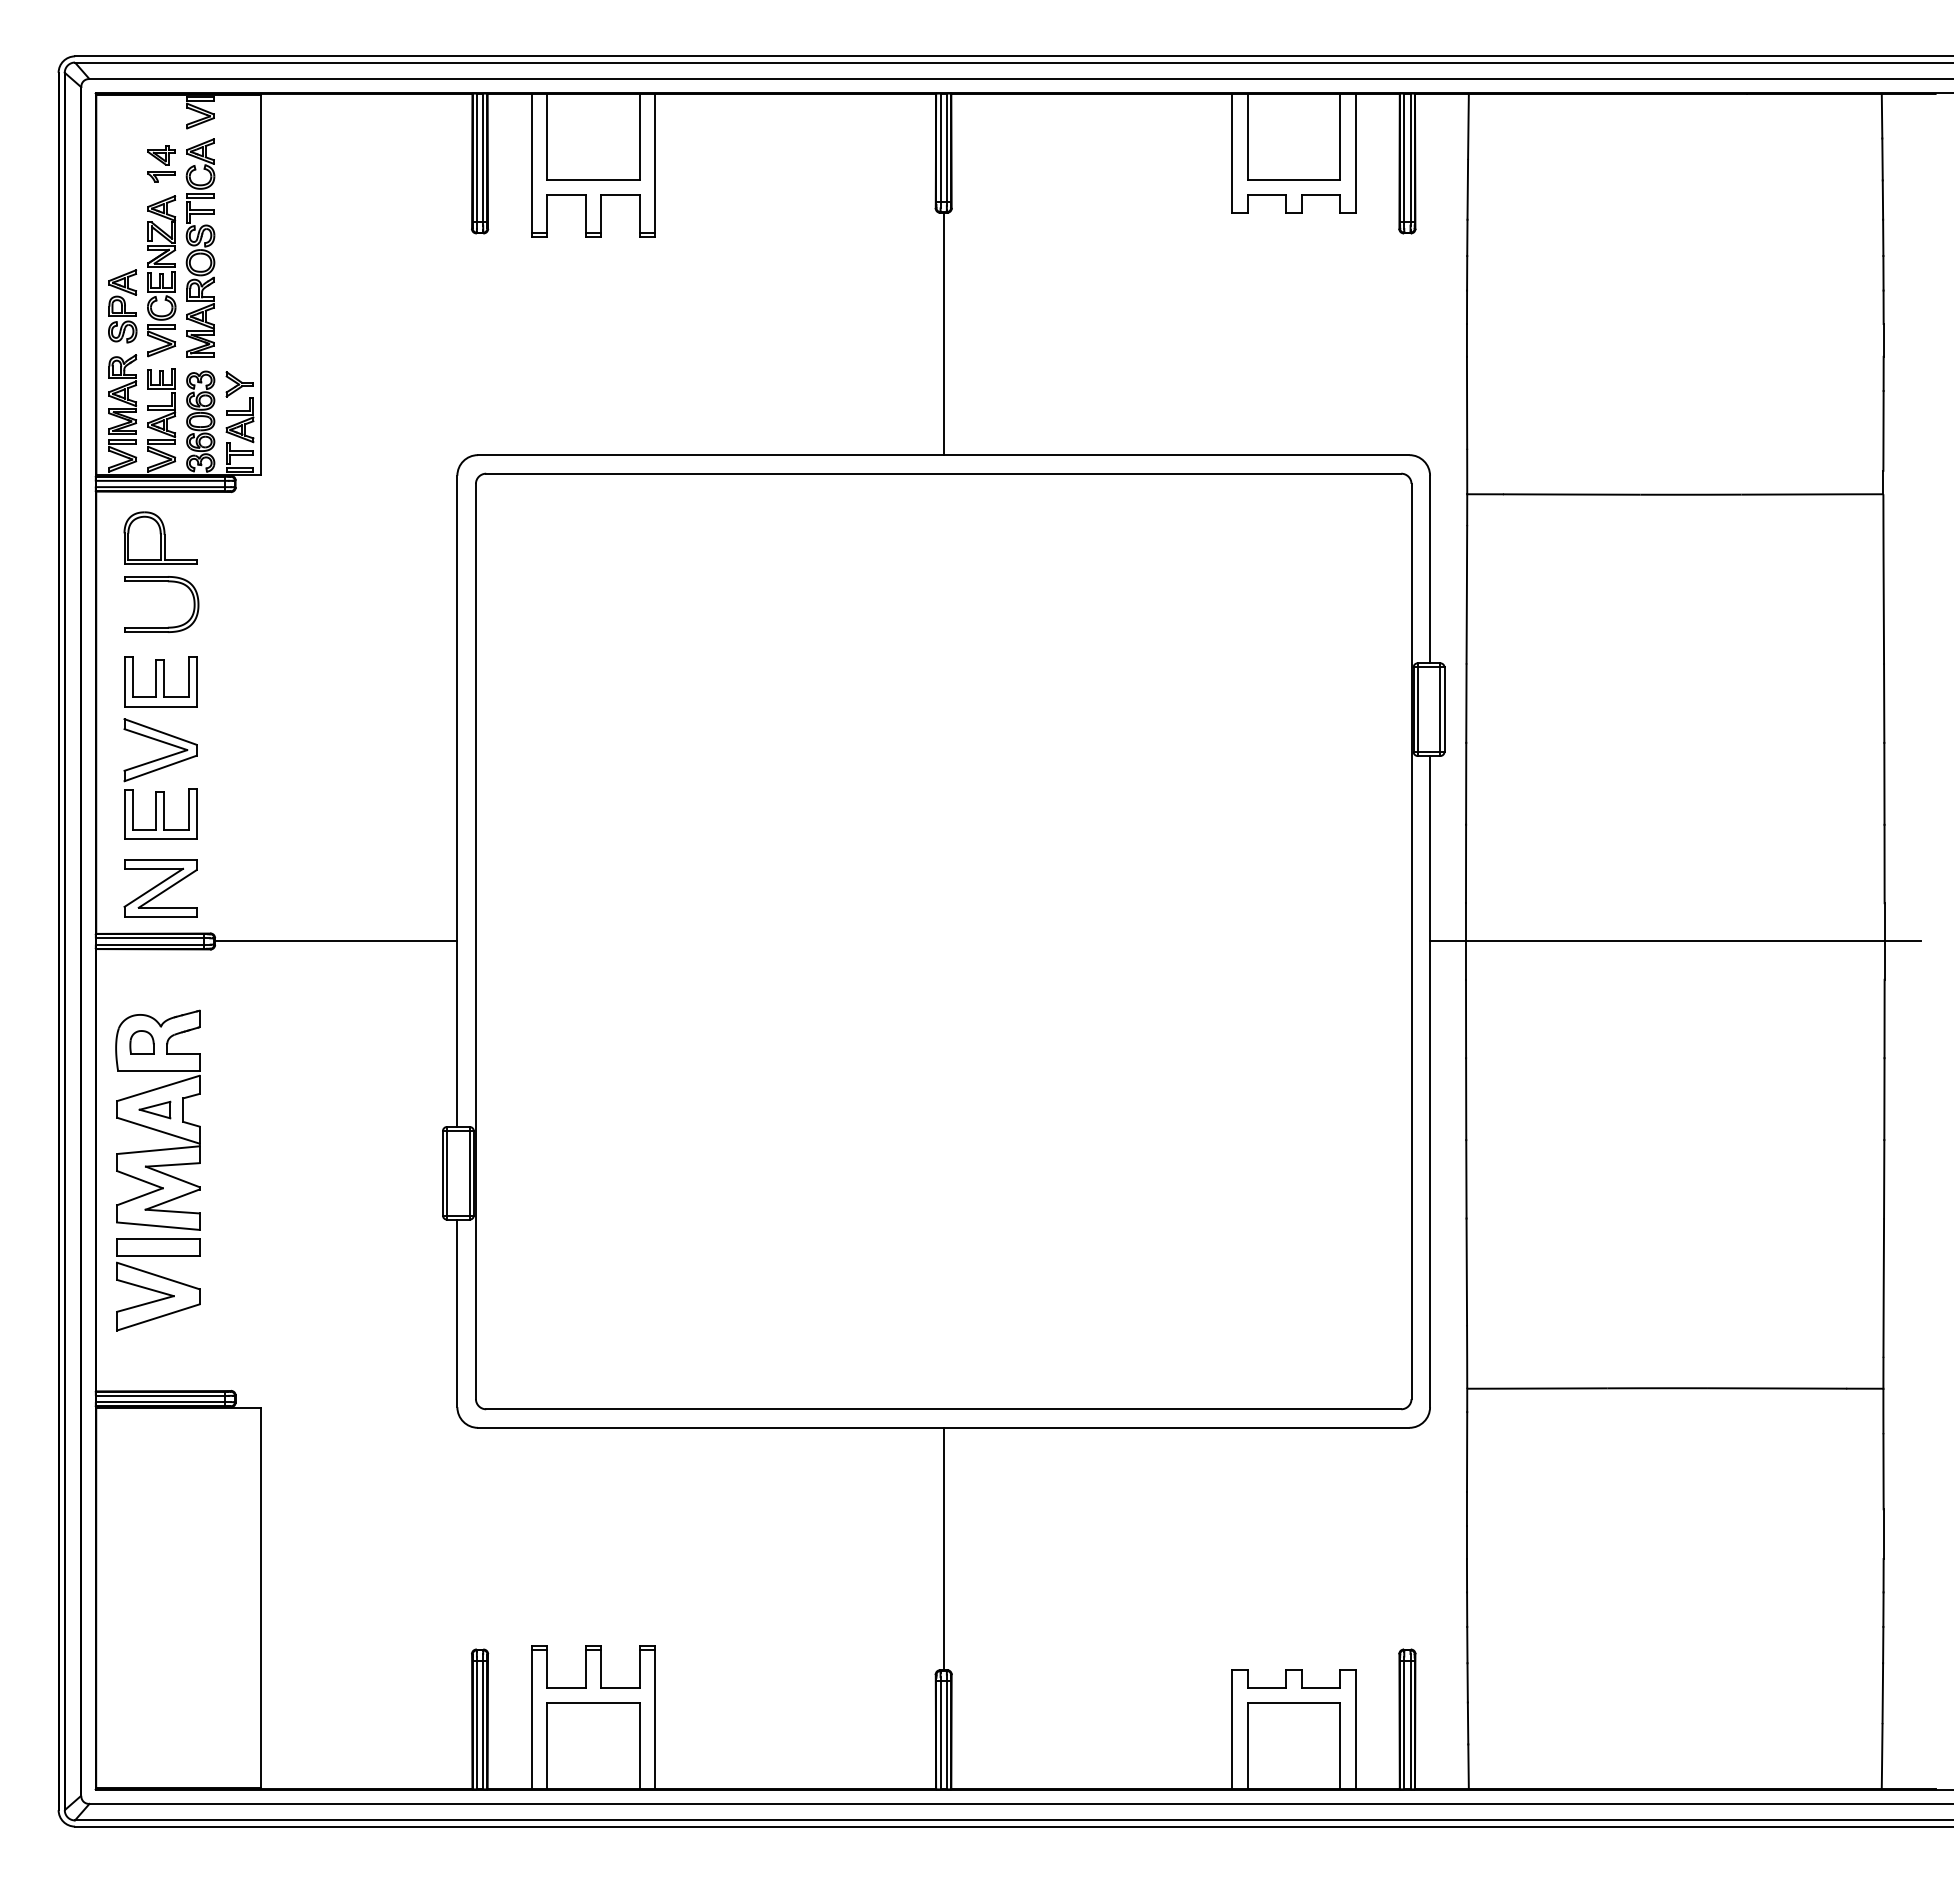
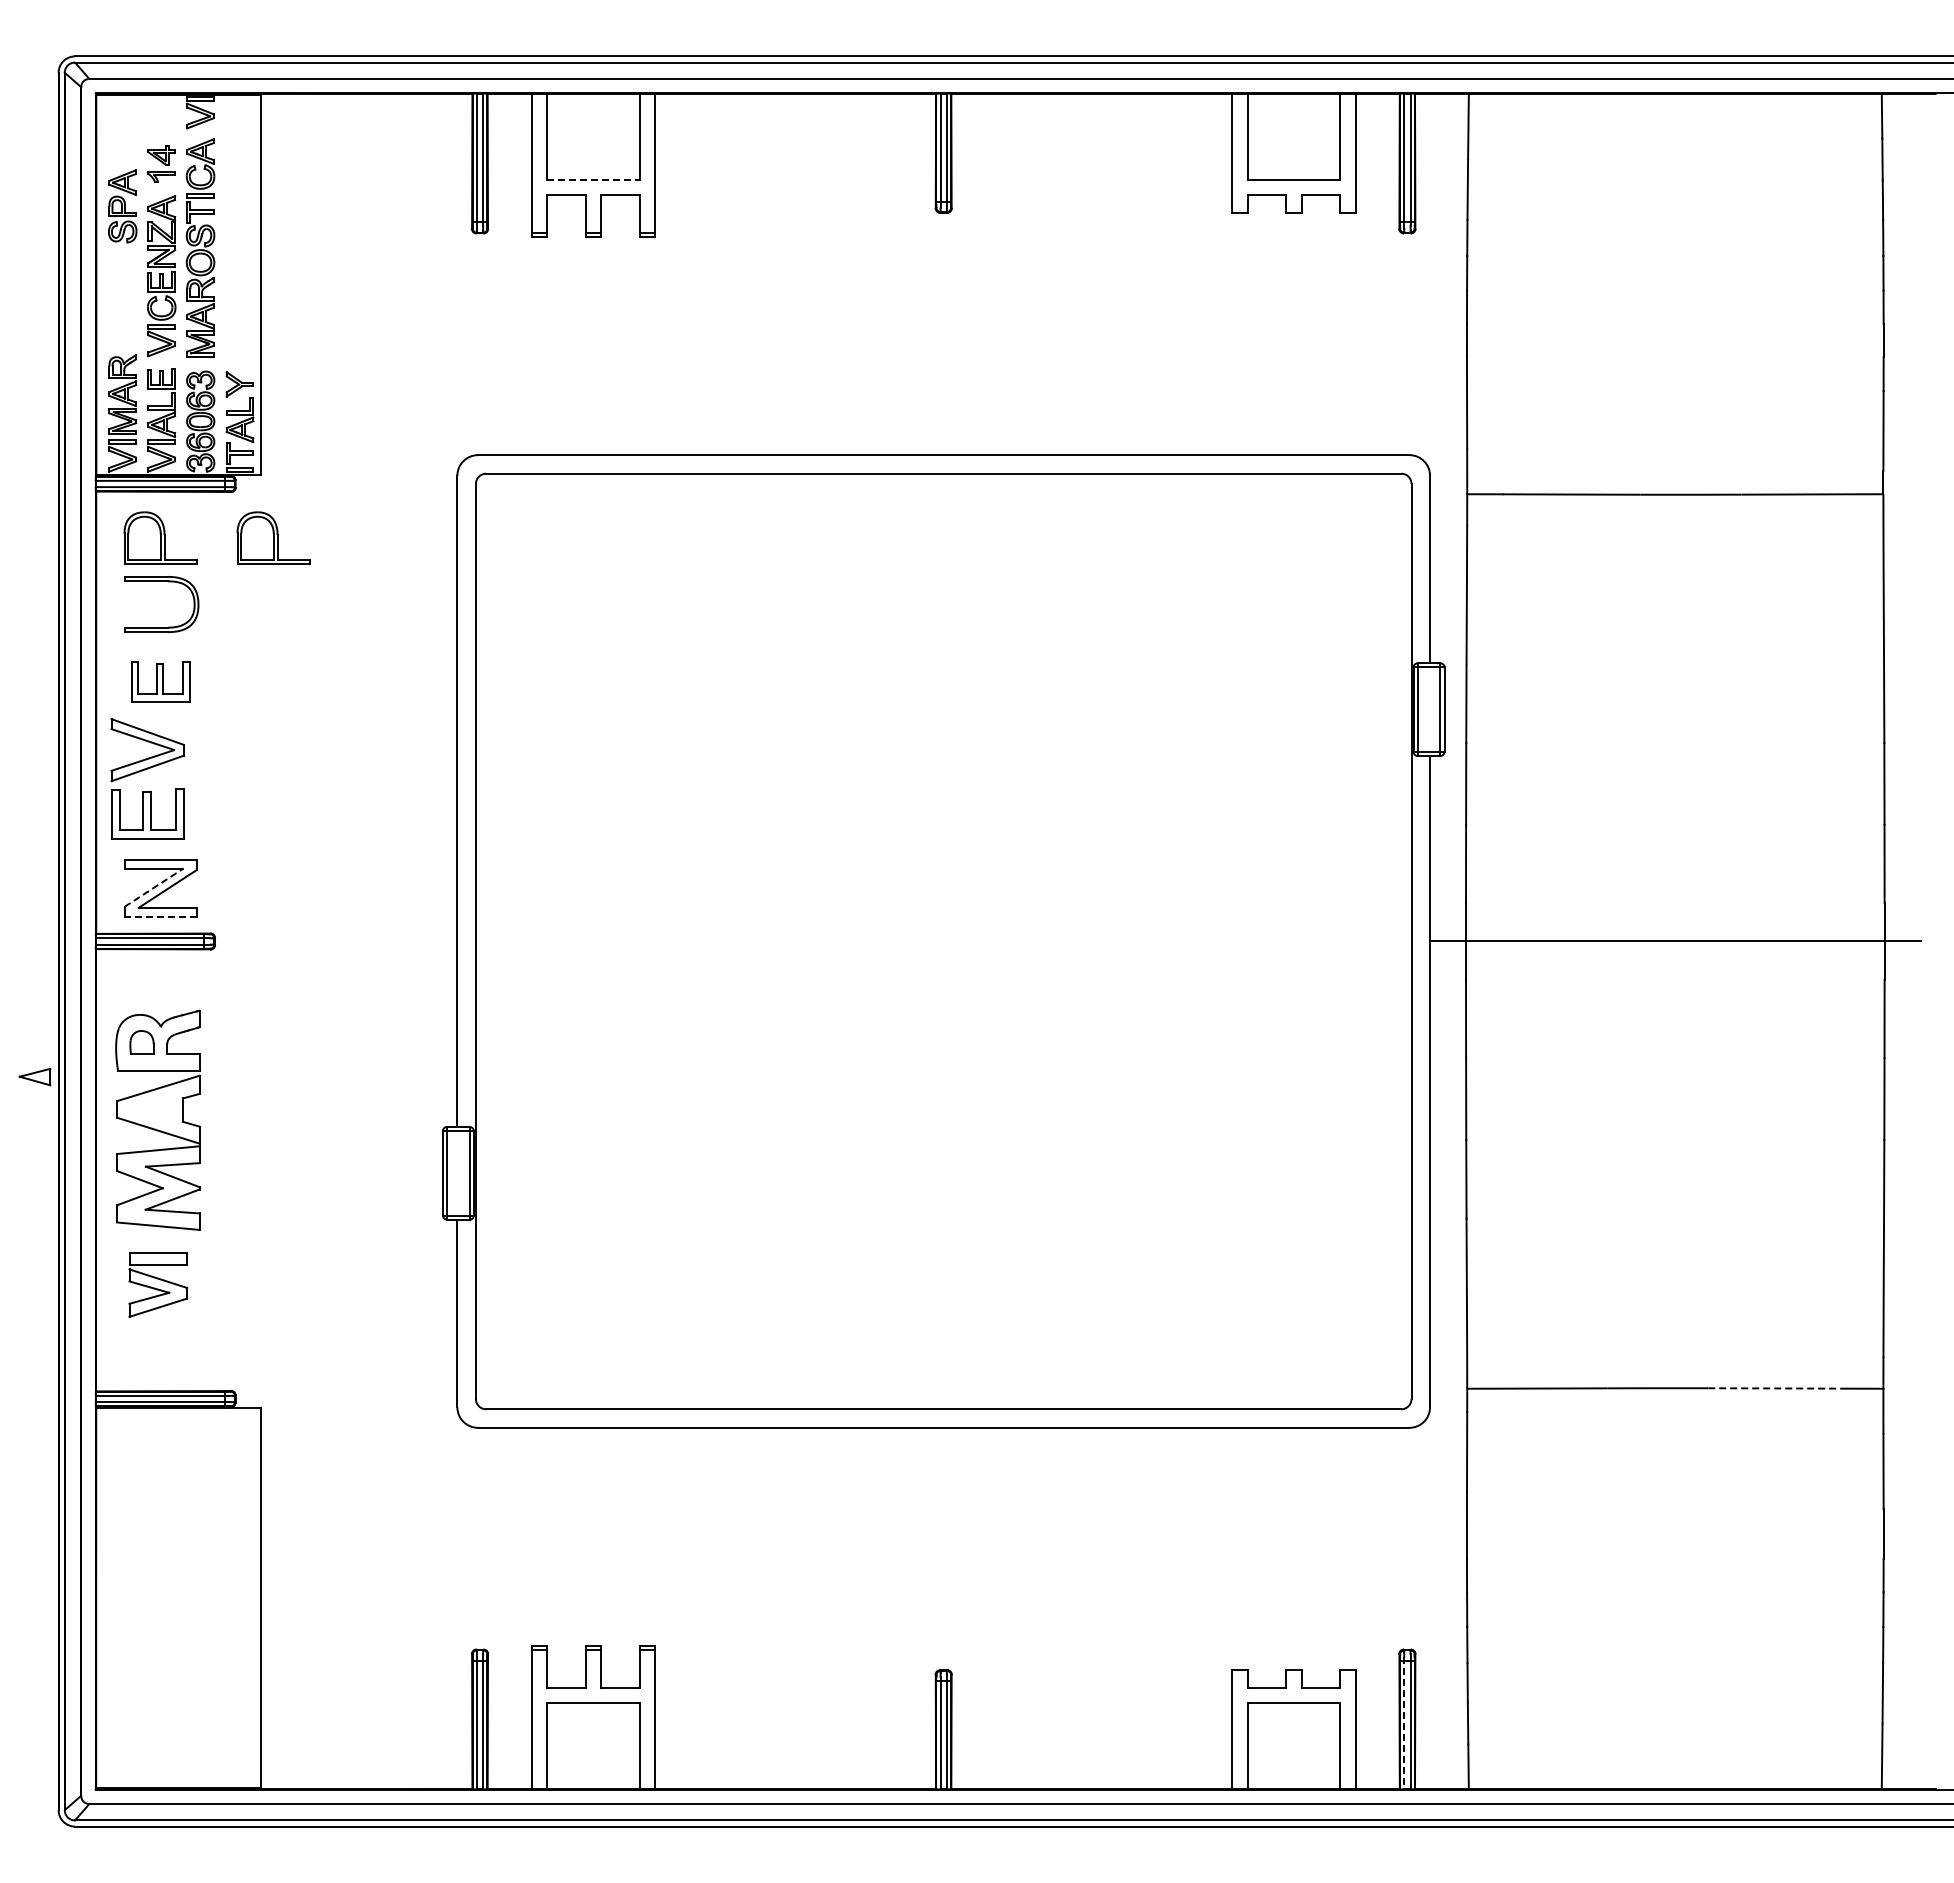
line: solid -> dashed (593, 180)
part position: (122, 306) -> (122, 206) (122, 206)
line: present -> none (943, 333)
part: none -> present (273, 537)
part size: 74x52 px -> 60x42 px (160, 681)
part position: (158, 770) -> (145, 770) (145, 770)
line: solid -> dashed (153, 887)
line: solid -> dashed (160, 917)
line: present -> none (335, 941)
part position: (154, 1109) -> (34, 1076) (34, 1076)
part size: 85x94 px -> 61x66 px (158, 1284)
line: solid -> dashed (1777, 1388)
line: present -> none (943, 1548)
line: solid -> dashed (1404, 1723)
